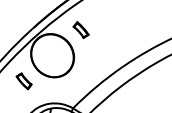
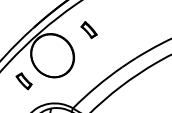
part position: (80, 29) -> (88, 29) (88, 29)
